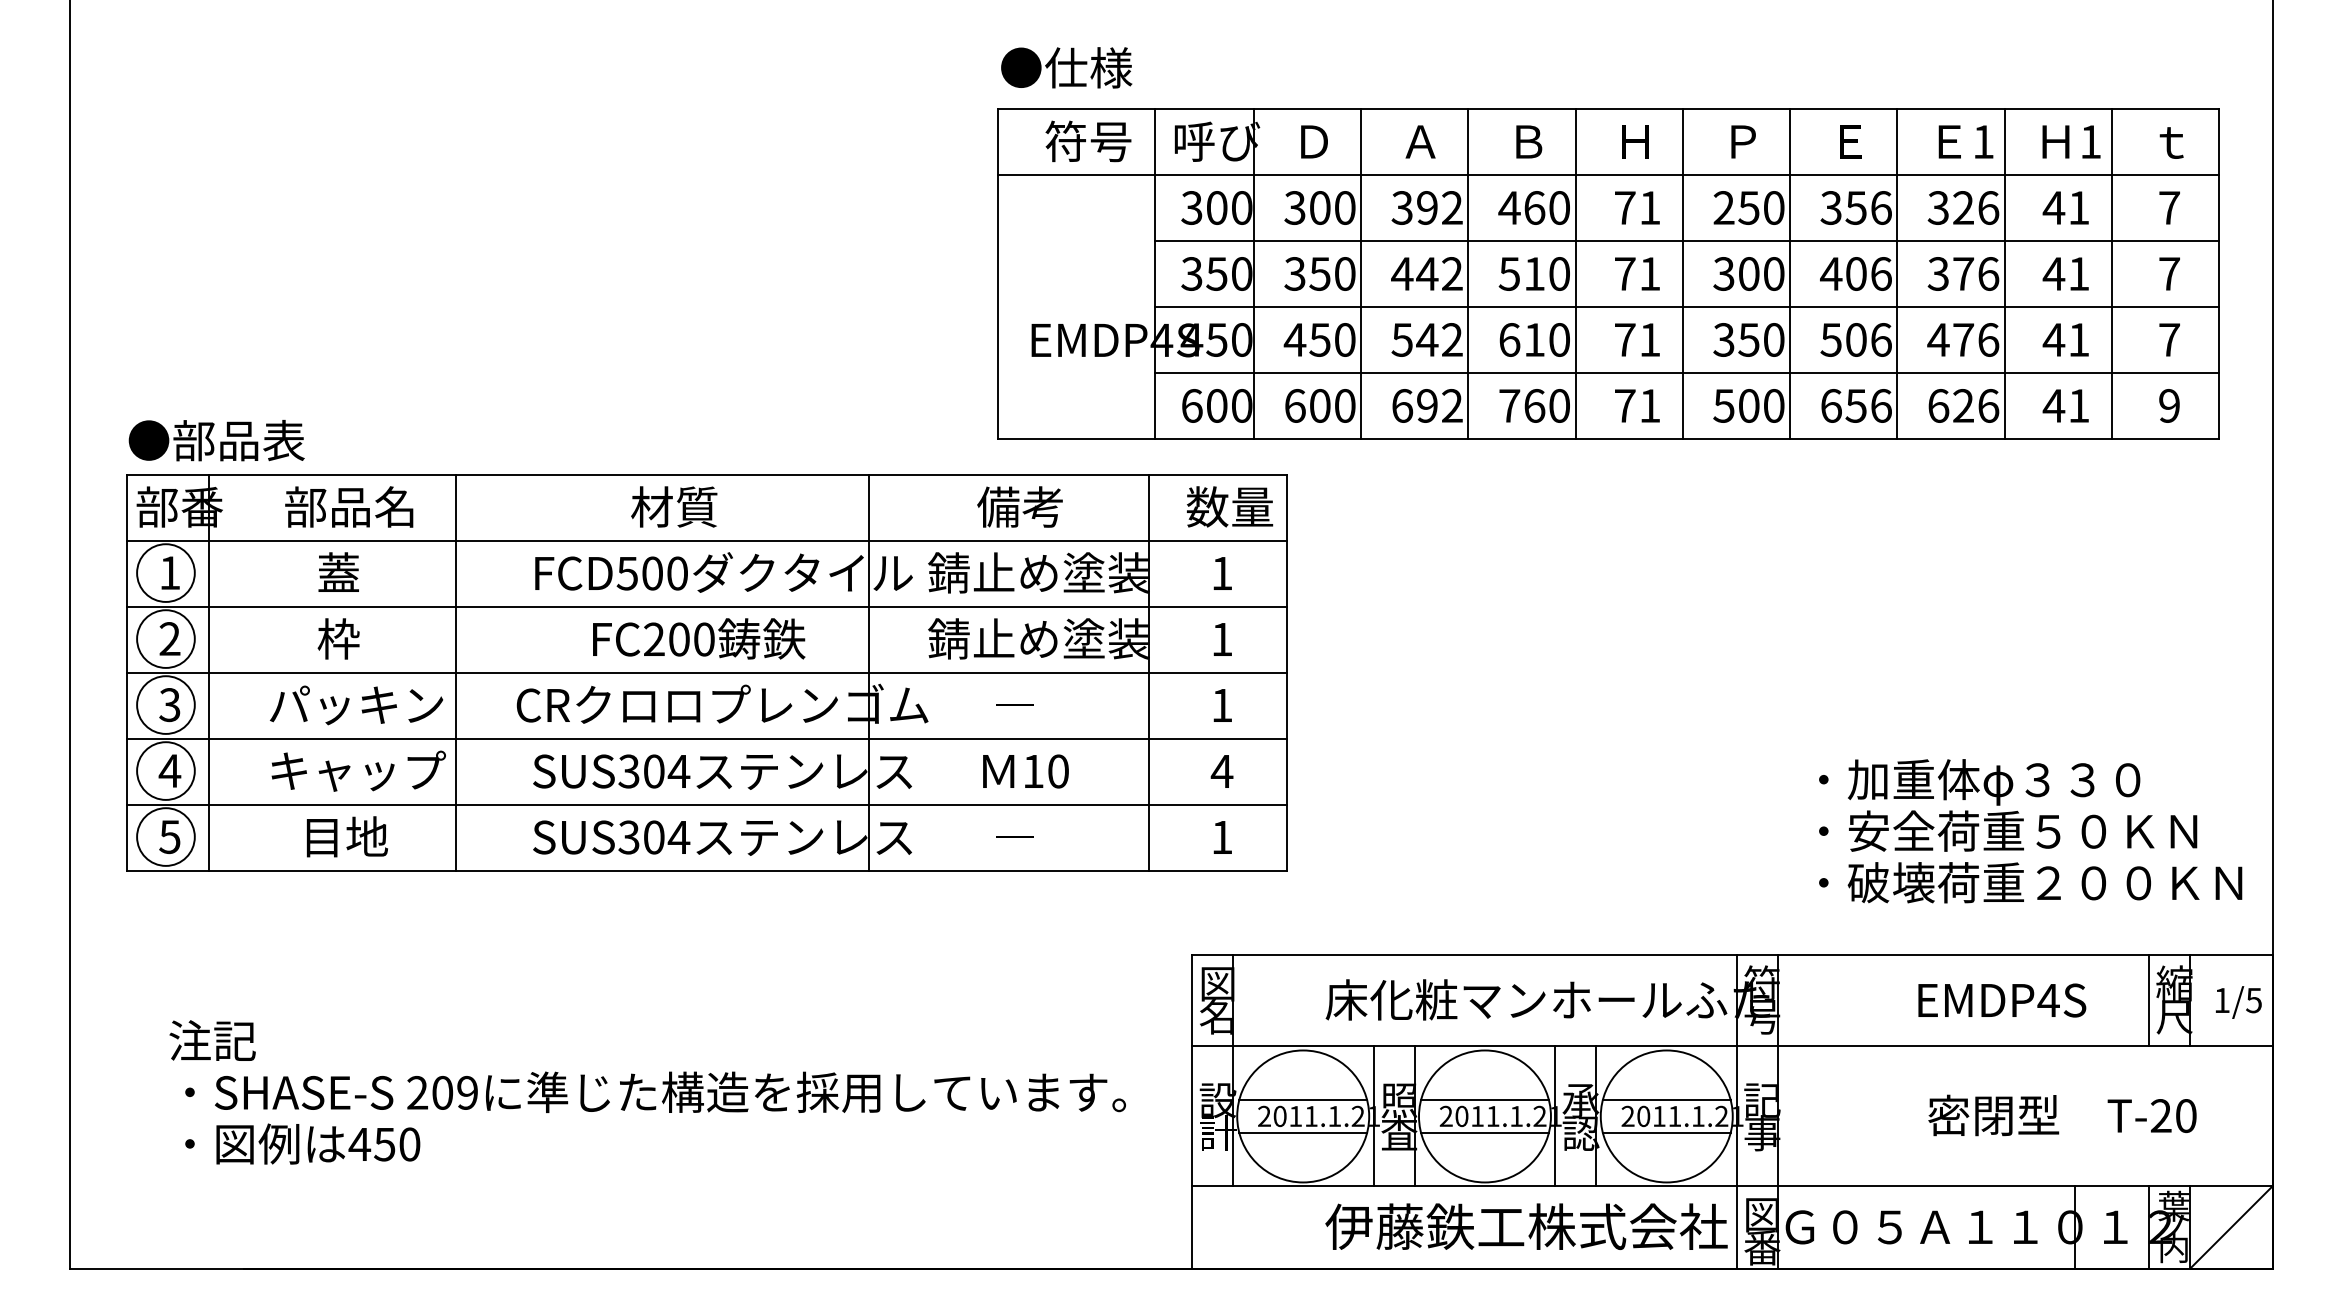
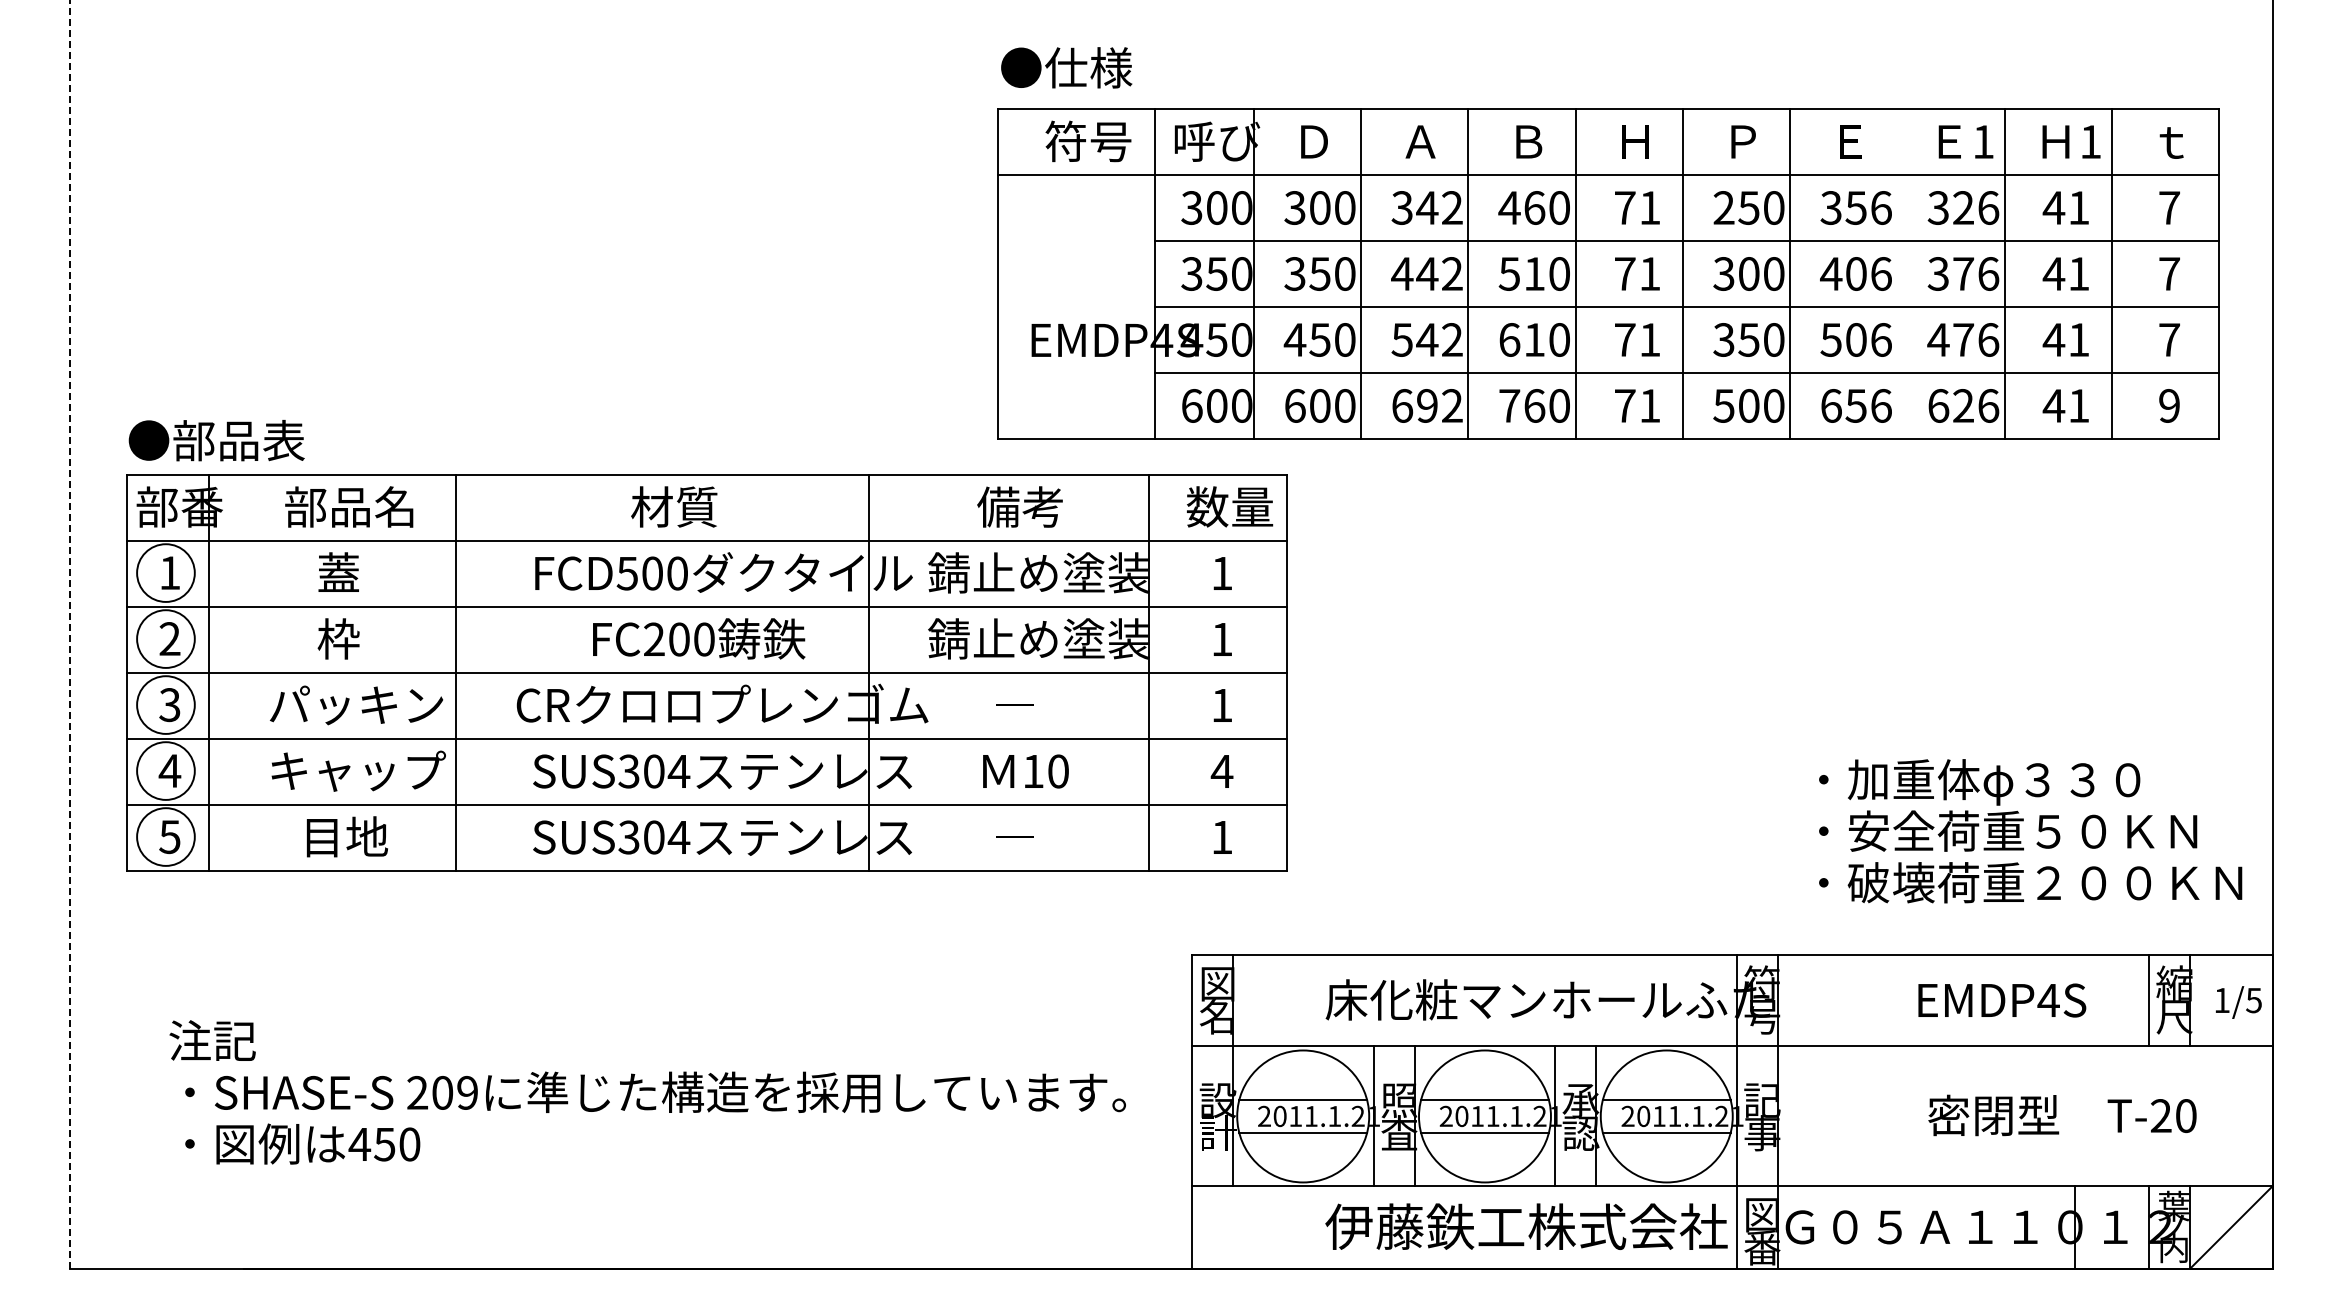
text: 392 -> 342 (1427, 207)
line: present -> none (1897, 273)
line: solid -> dashed (70, 633)
